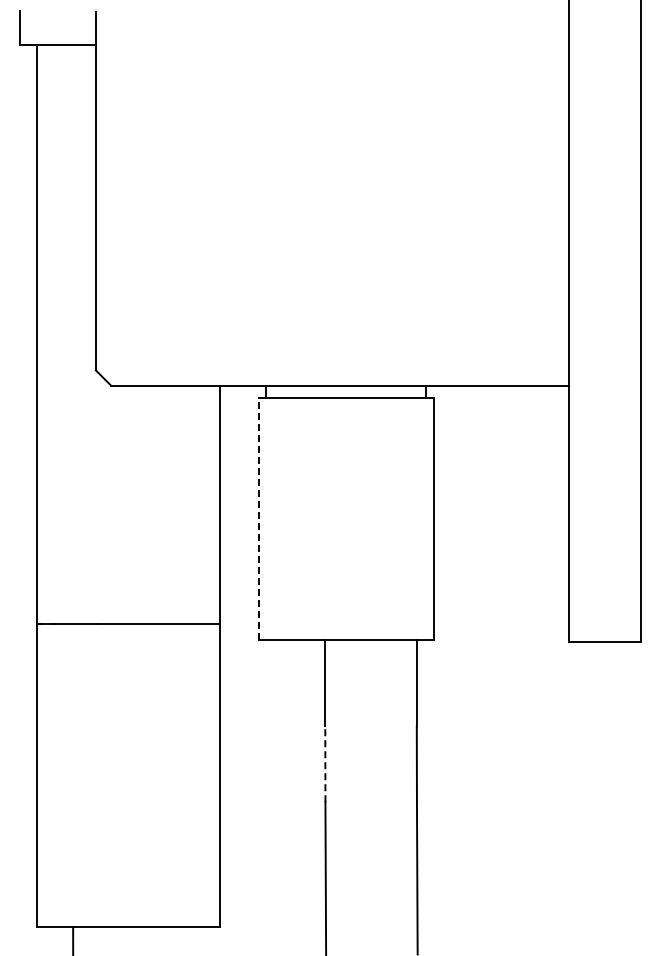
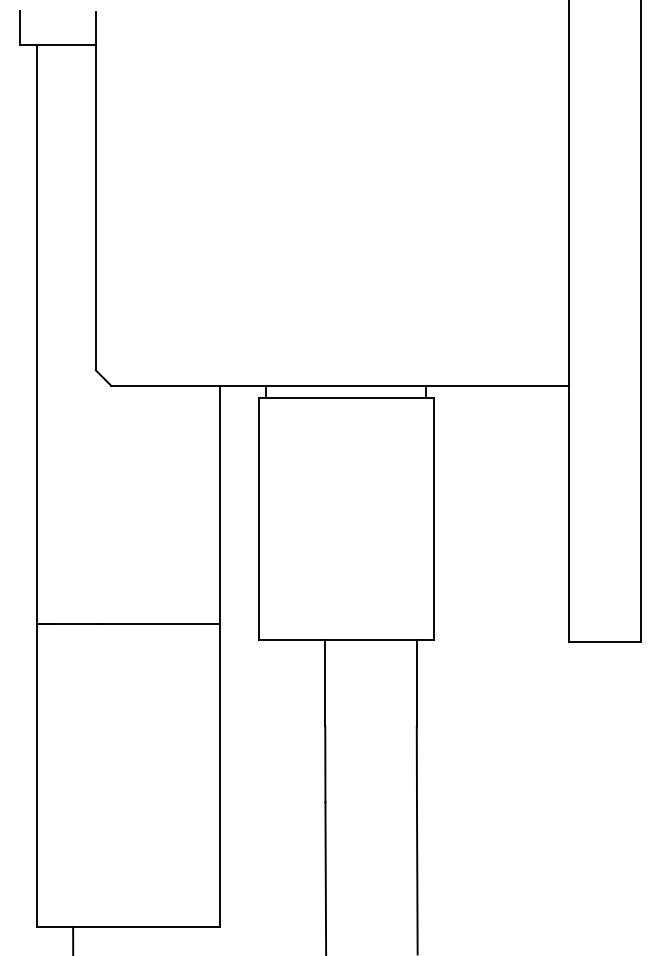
line: dashed -> solid (258, 518)
line: dashed -> solid (325, 764)
